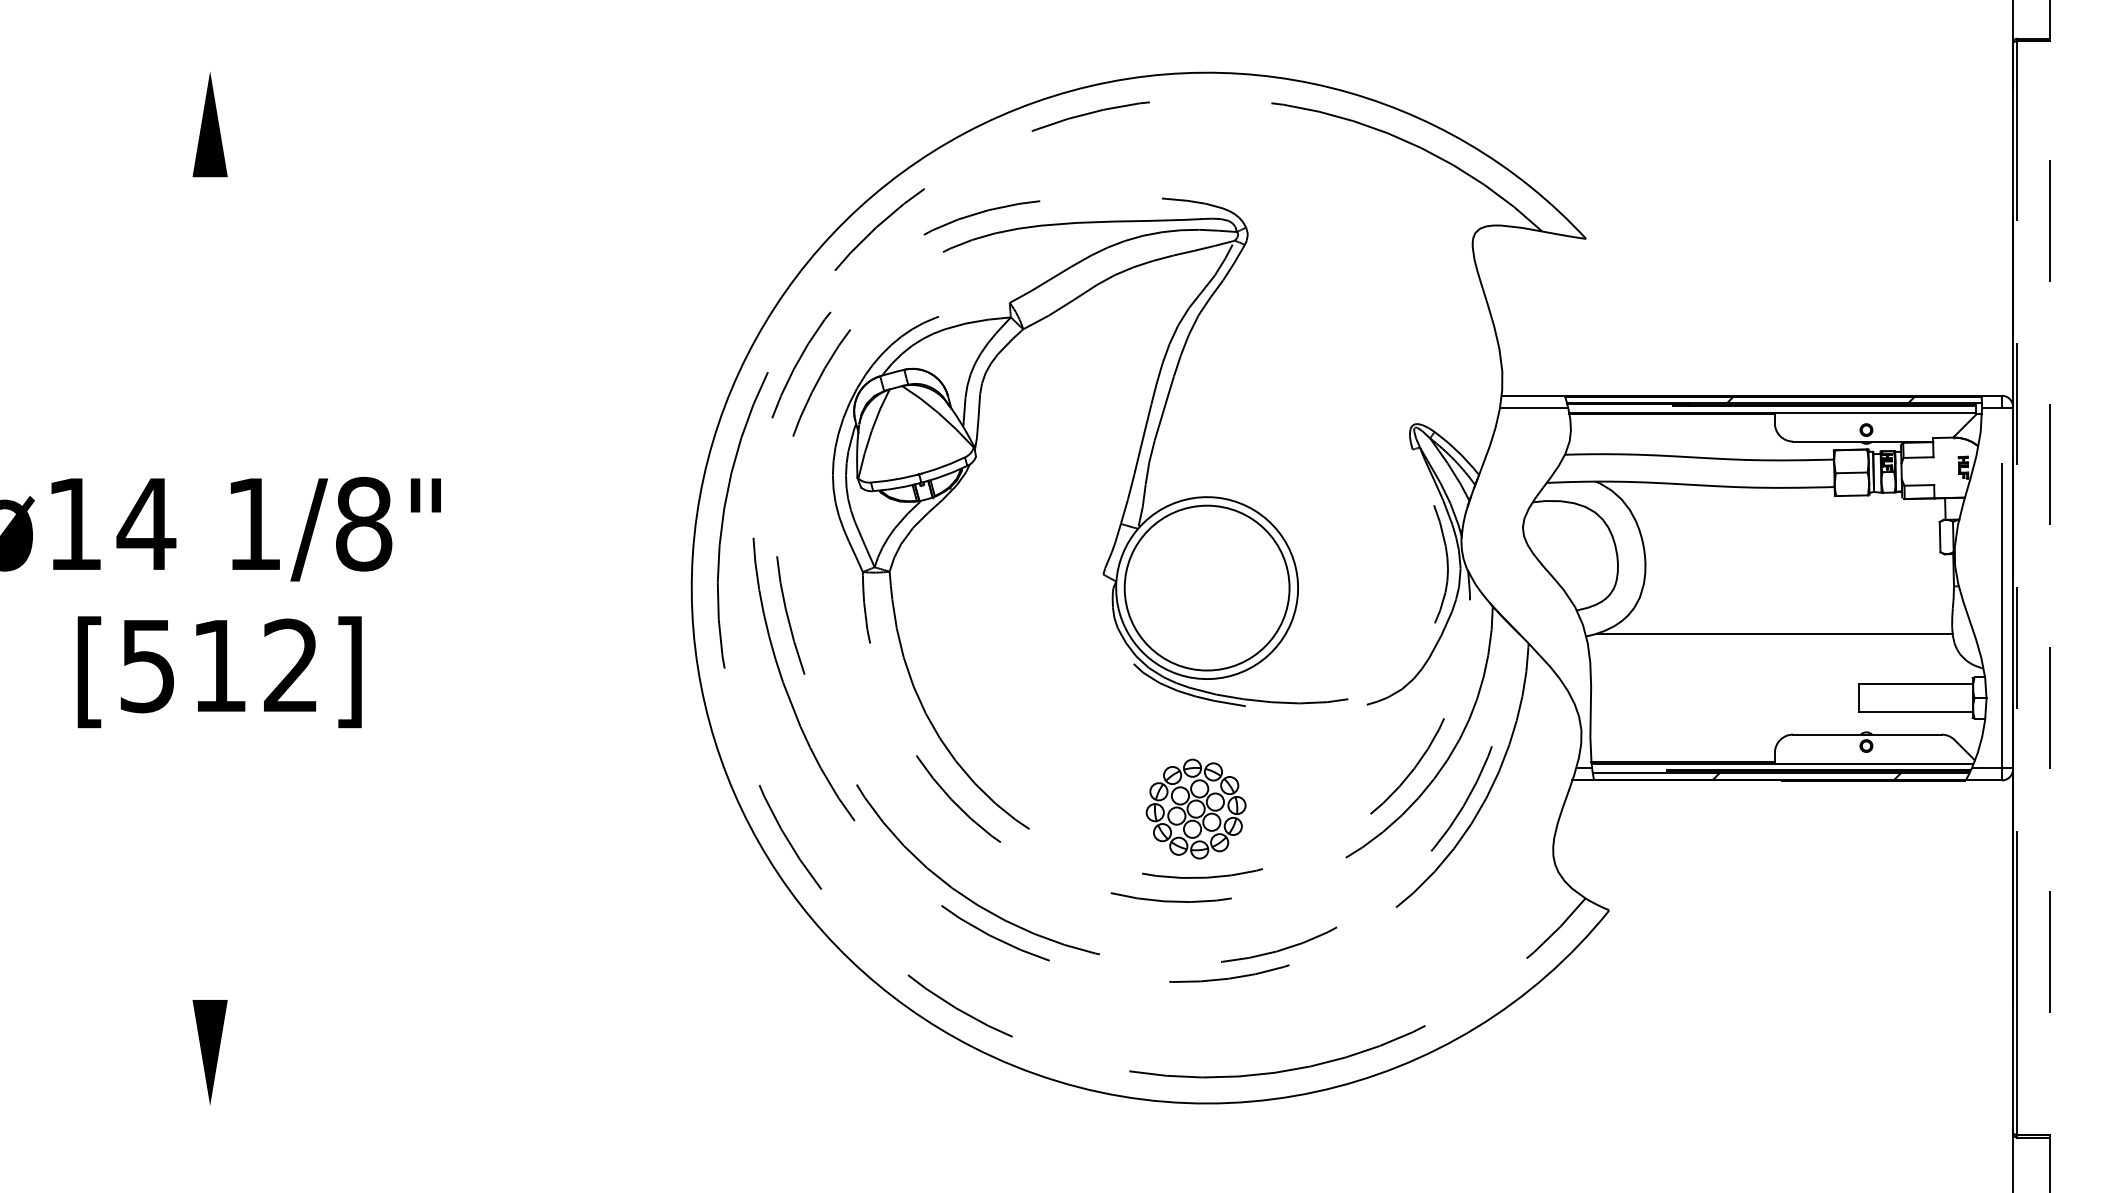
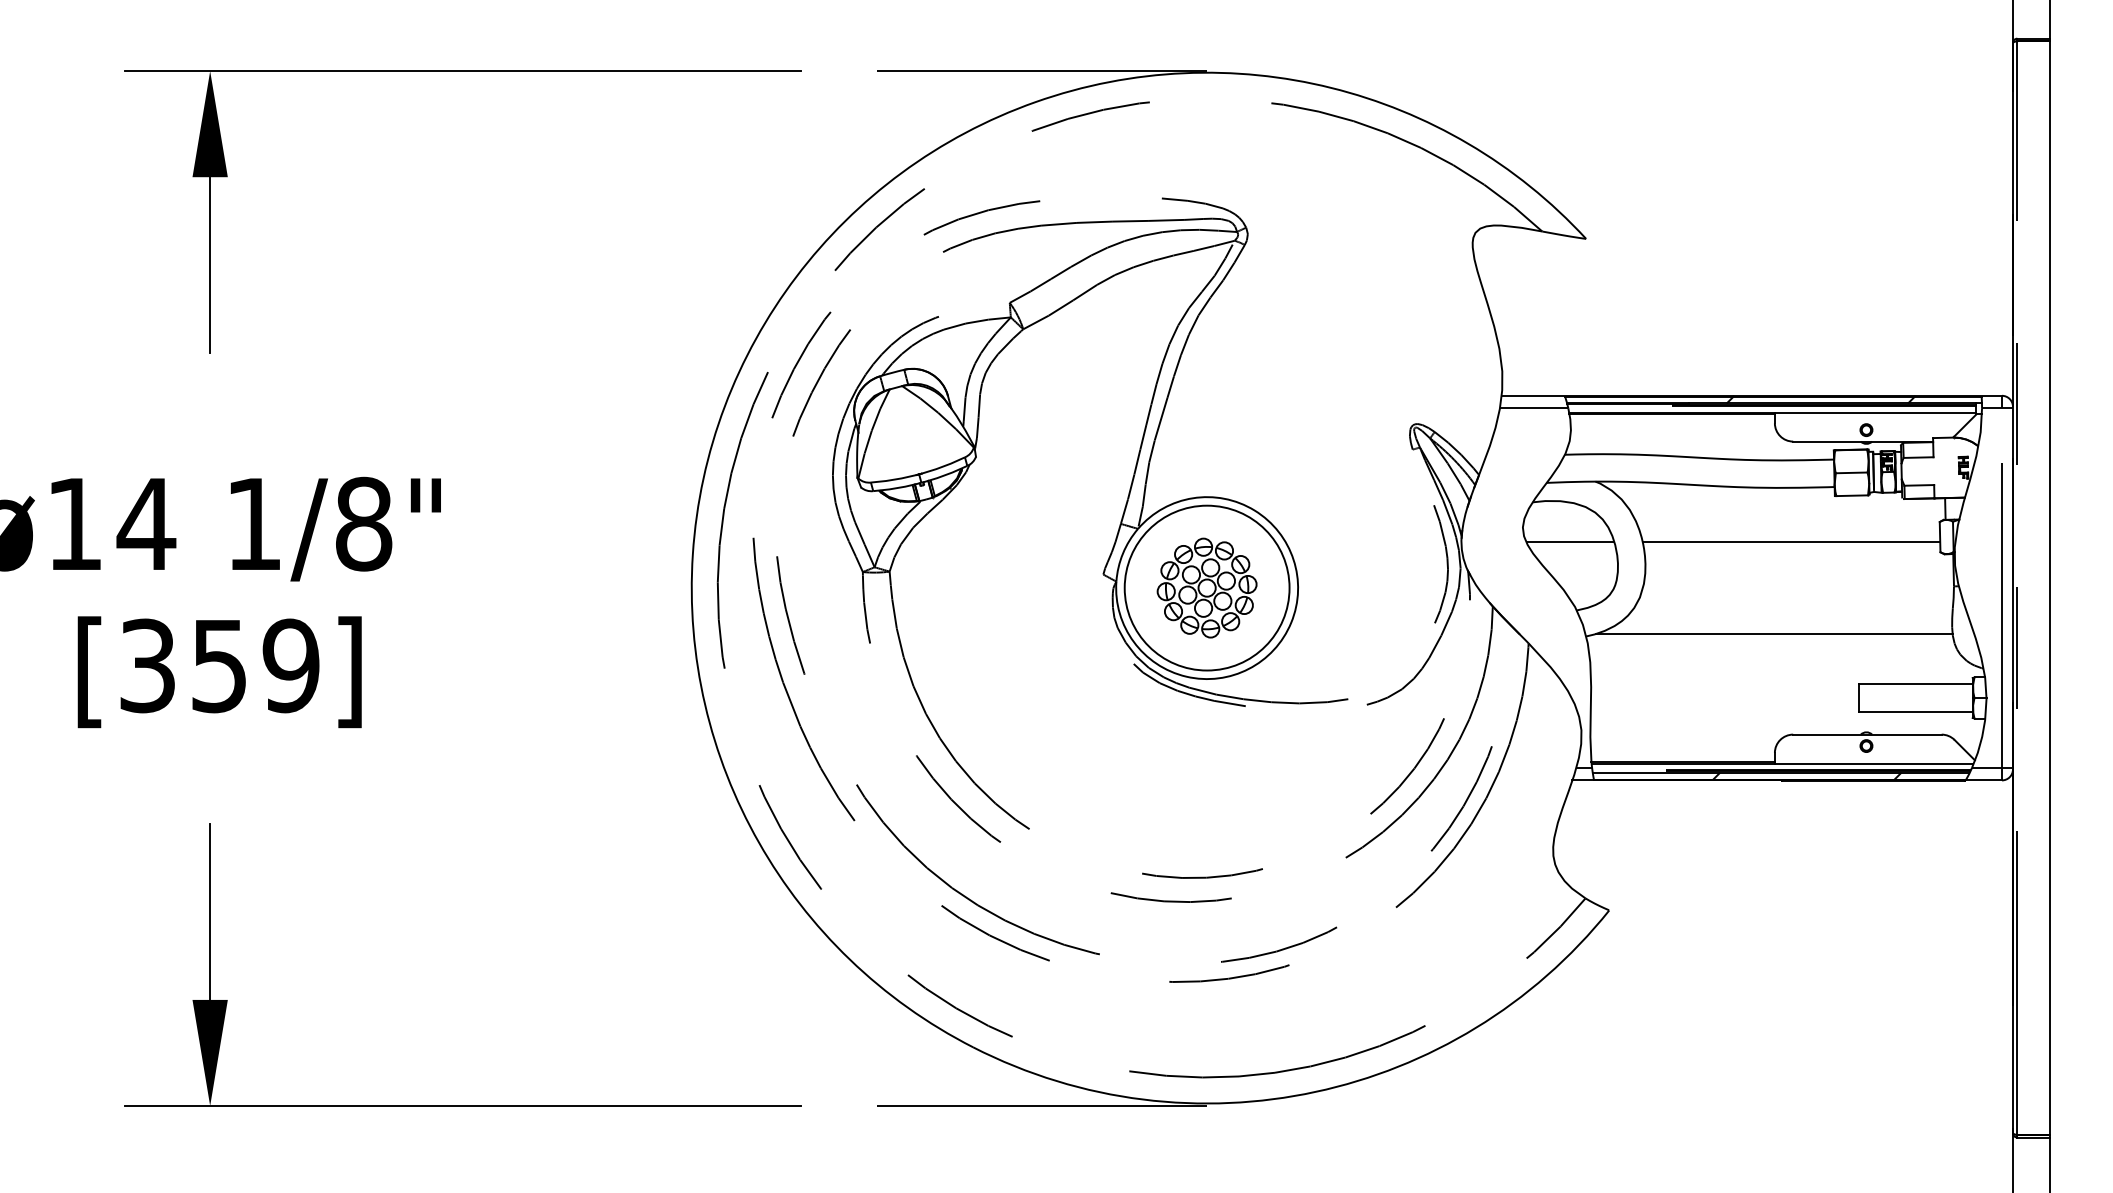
line: none -> present (462, 71)
line: none -> present (1042, 71)
line: none -> present (210, 265)
line: none -> present (1570, 542)
line: none -> present (1791, 542)
line: dashed -> solid (2049, 597)
text: [512] -> [359] (219, 665)
part position: (1195, 808) -> (1206, 587) (1206, 587)
line: none -> present (210, 911)
line: none -> present (462, 1105)
line: none -> present (1042, 1105)
